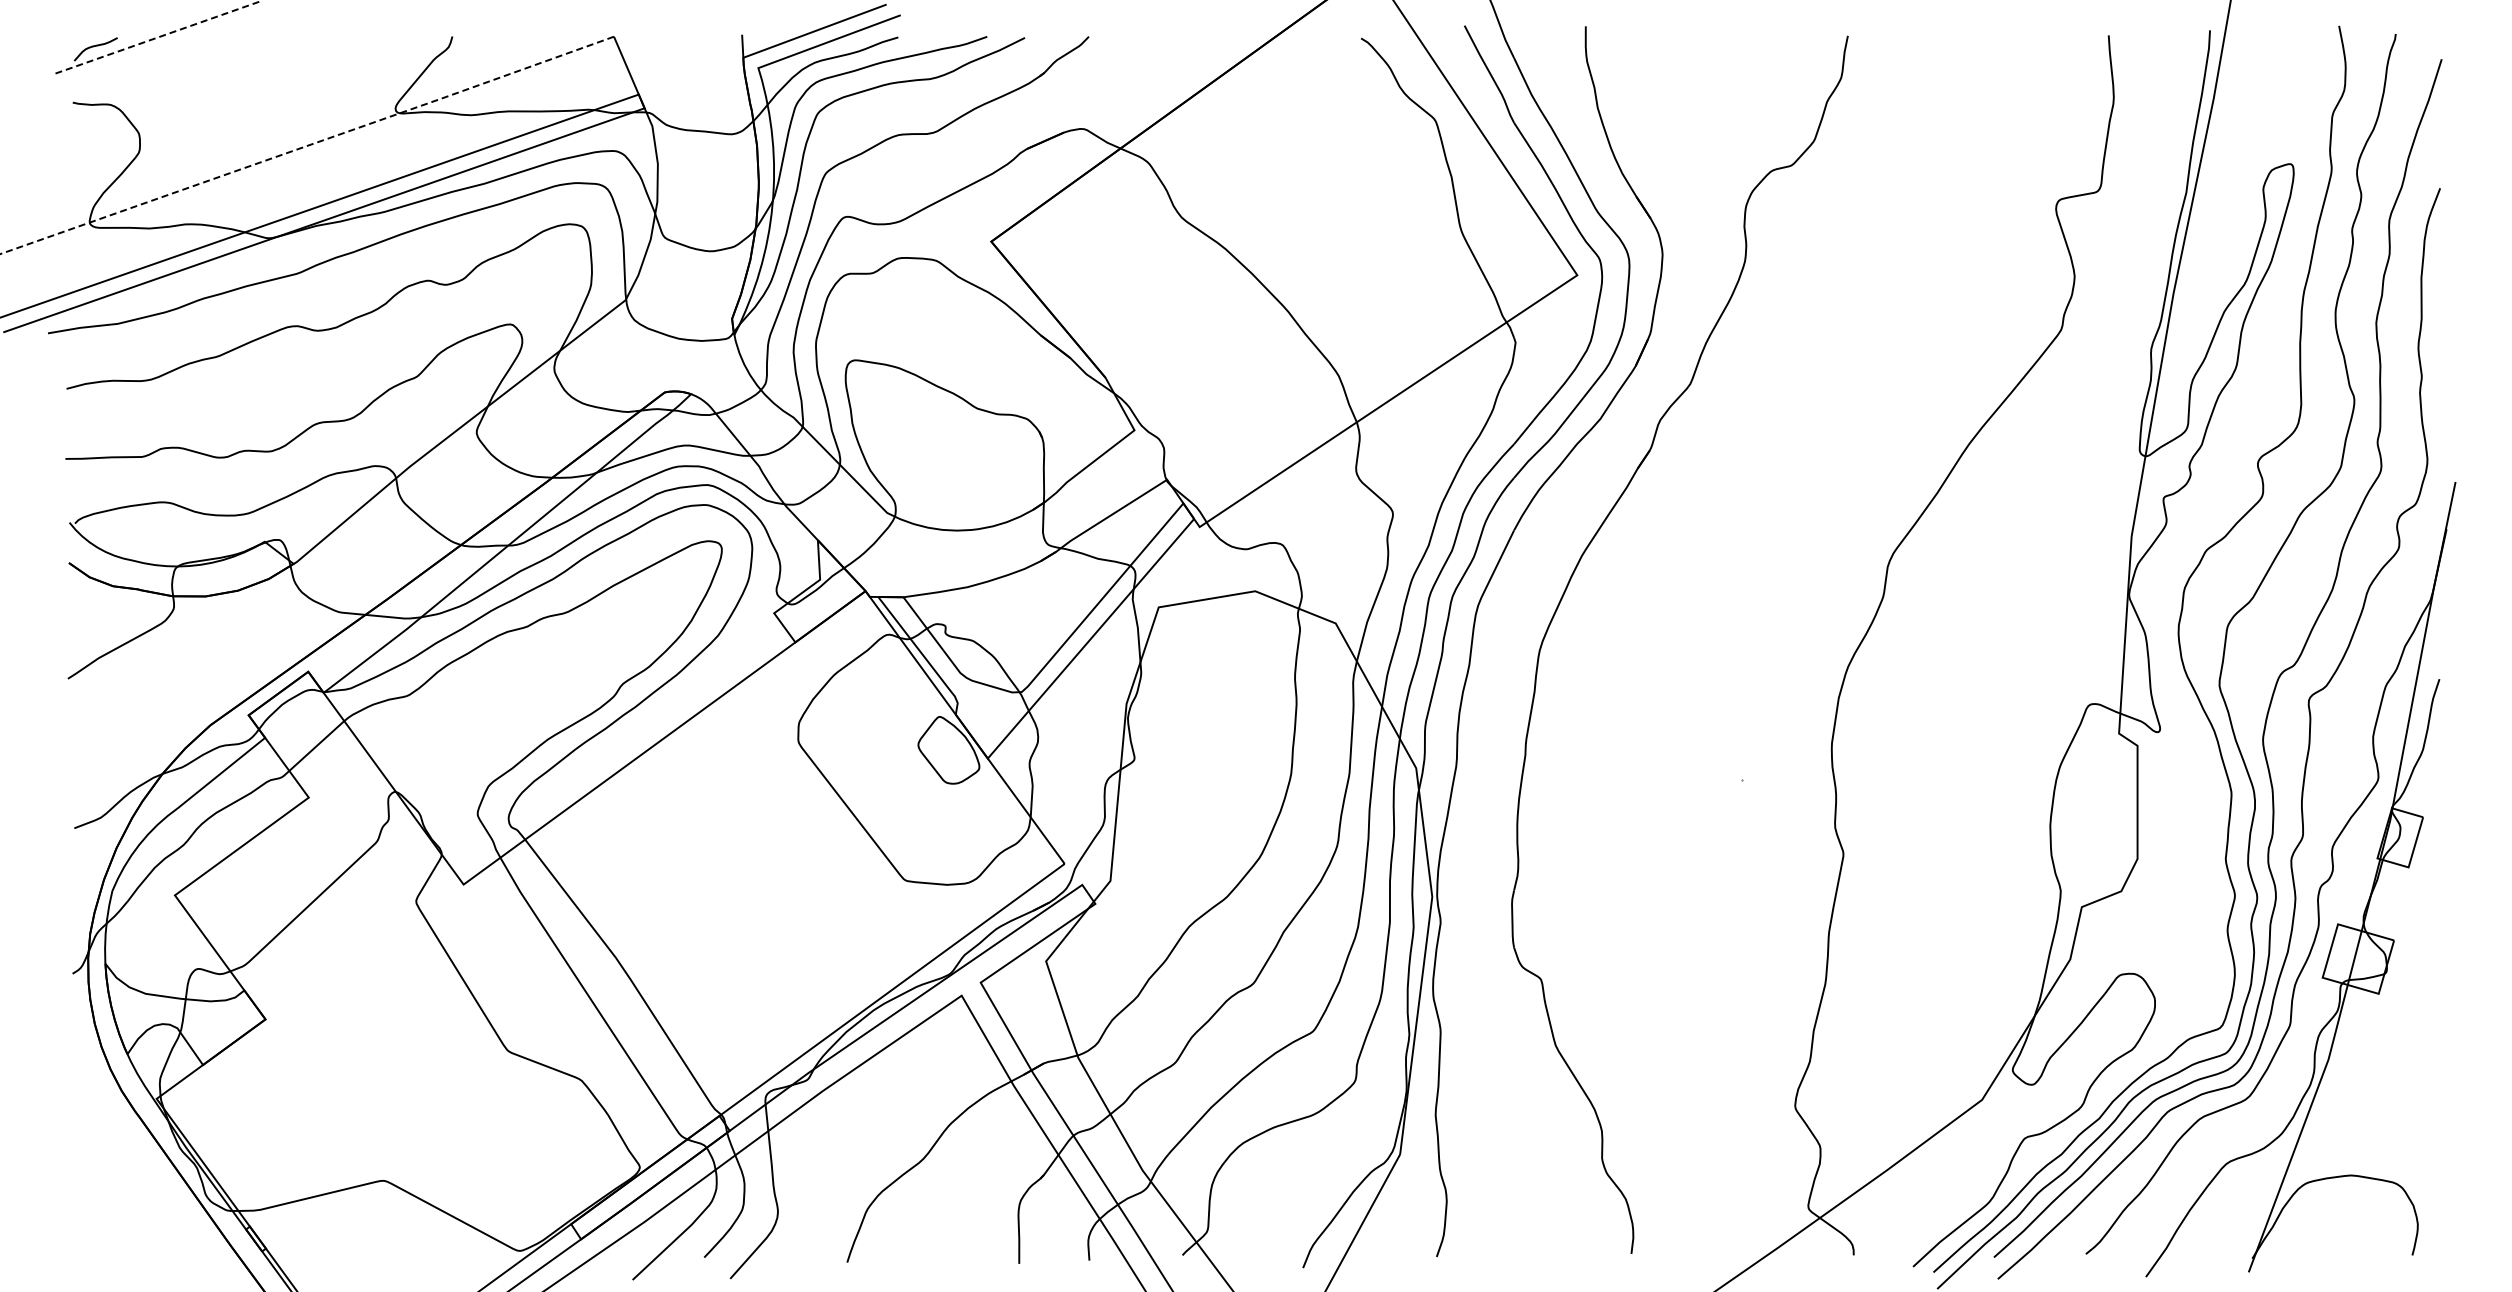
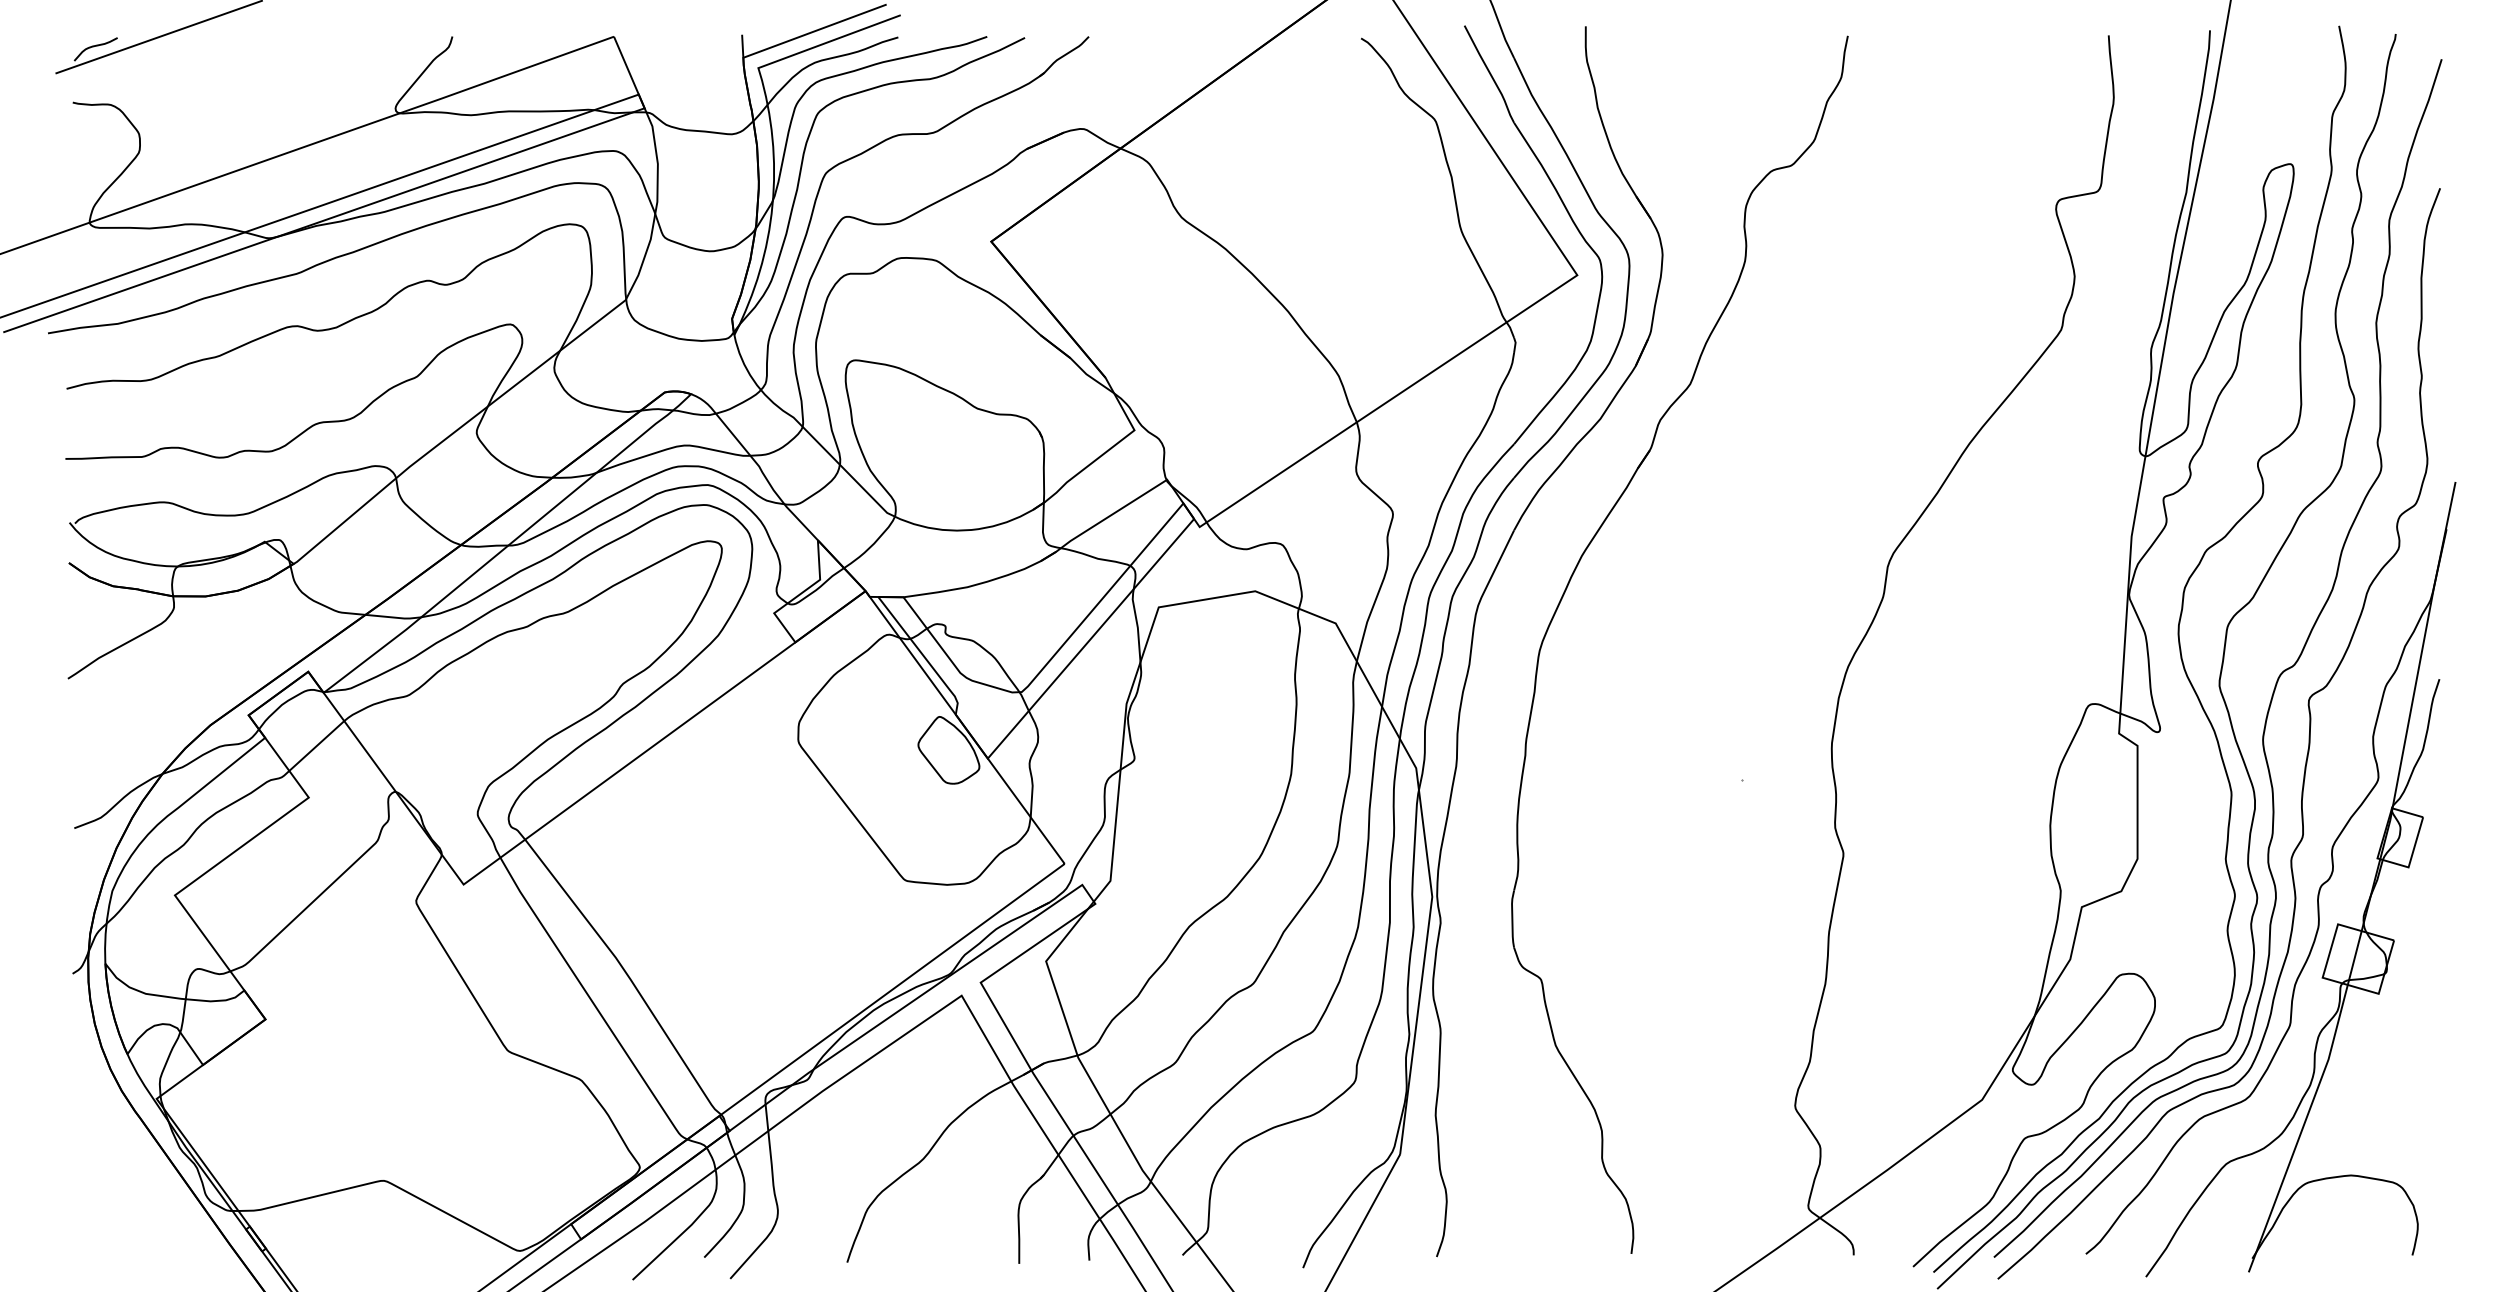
line: dashed -> solid (159, 37)
line: dashed -> solid (307, 145)
